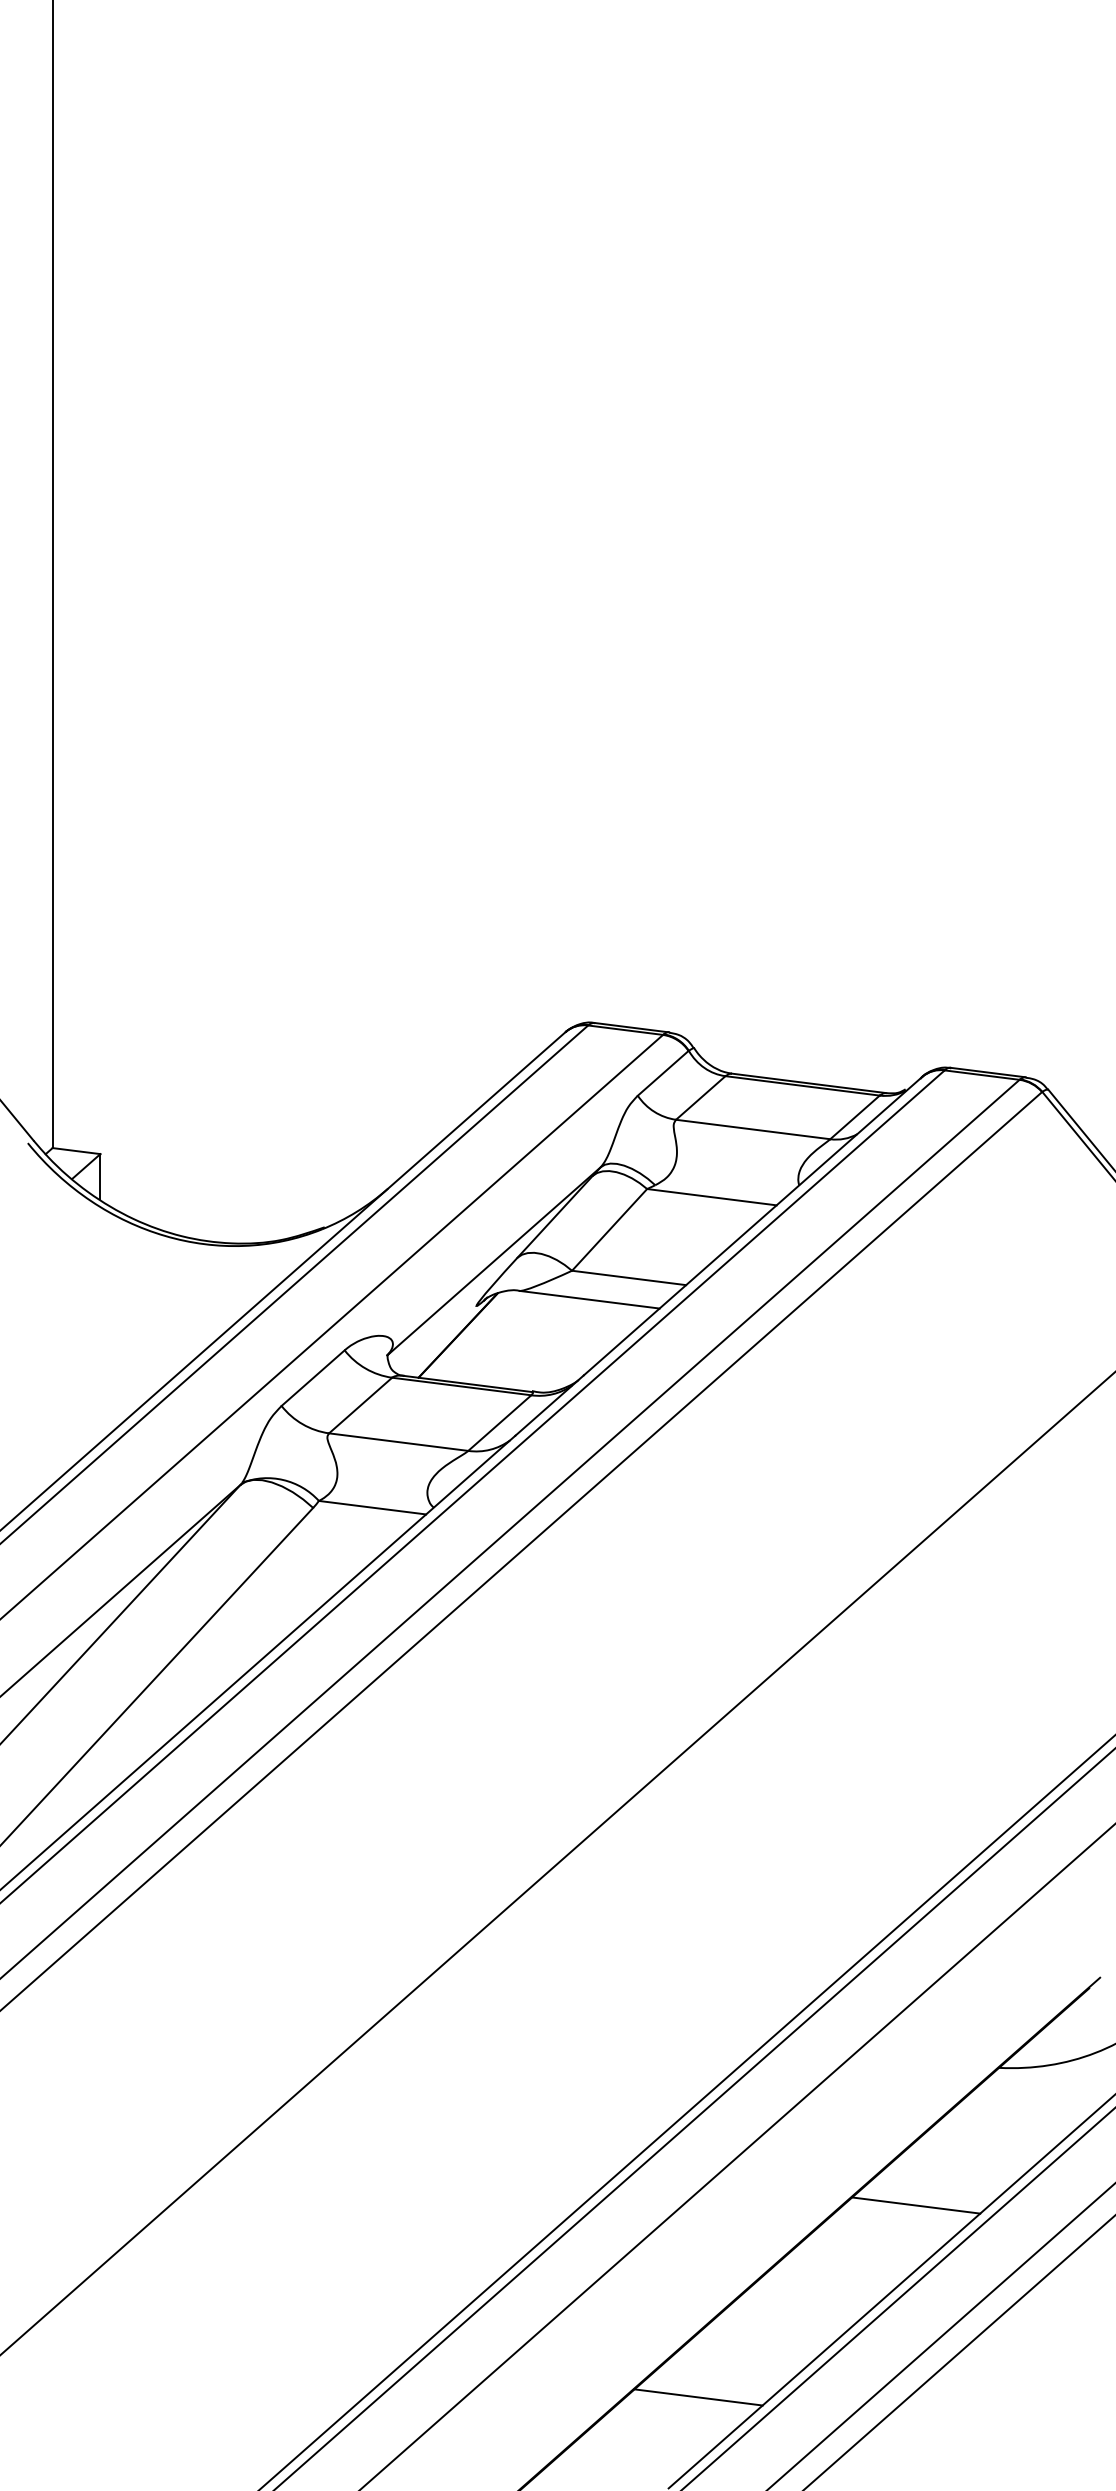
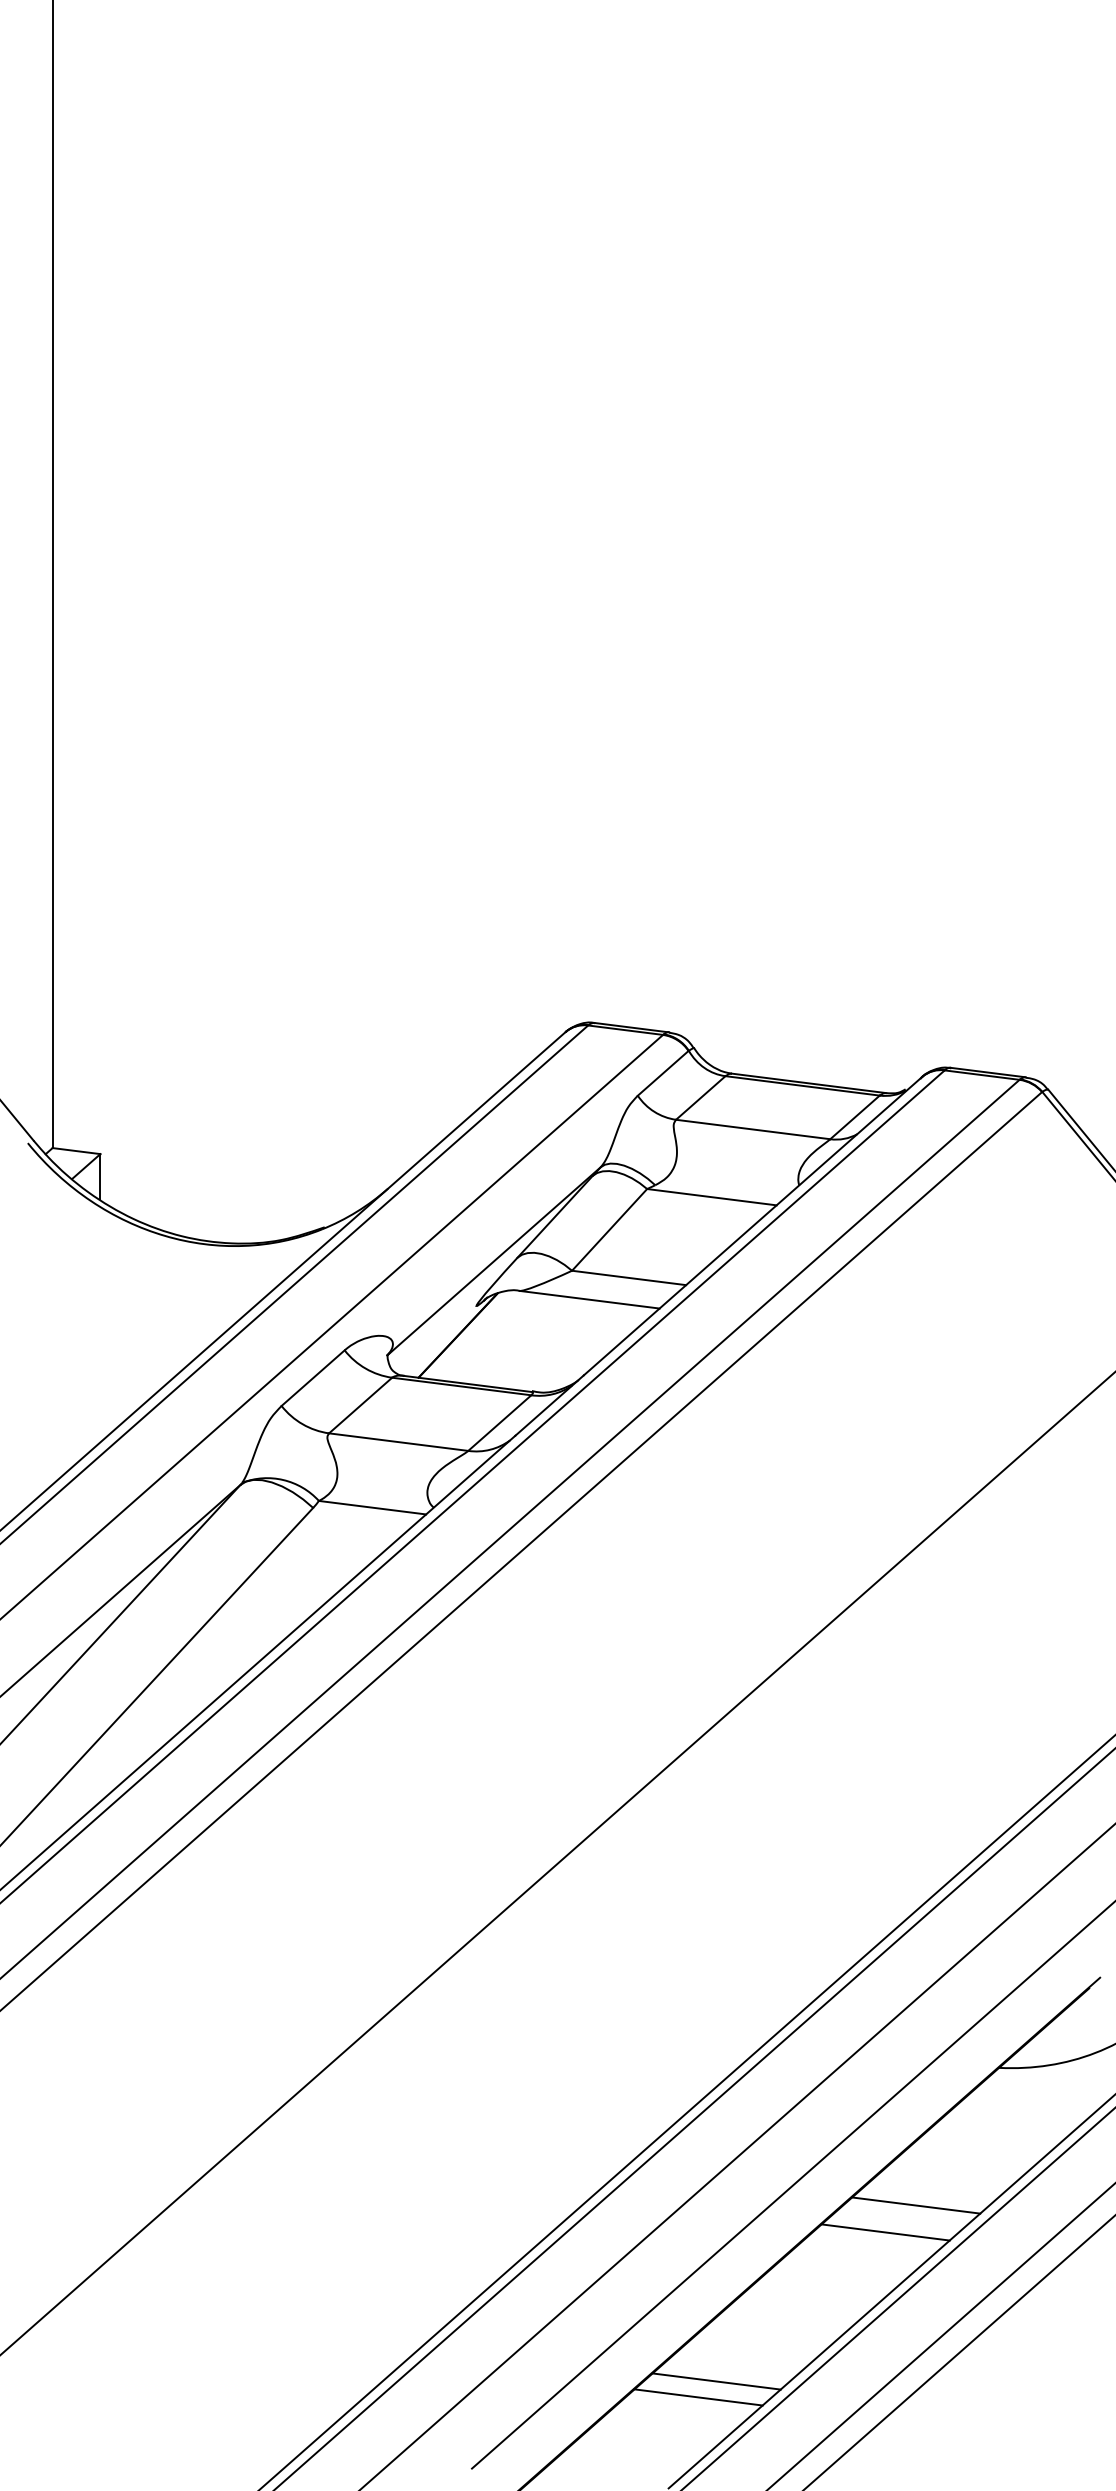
line: none -> present (792, 2185)
line: none -> present (885, 2232)
line: none -> present (716, 2381)
